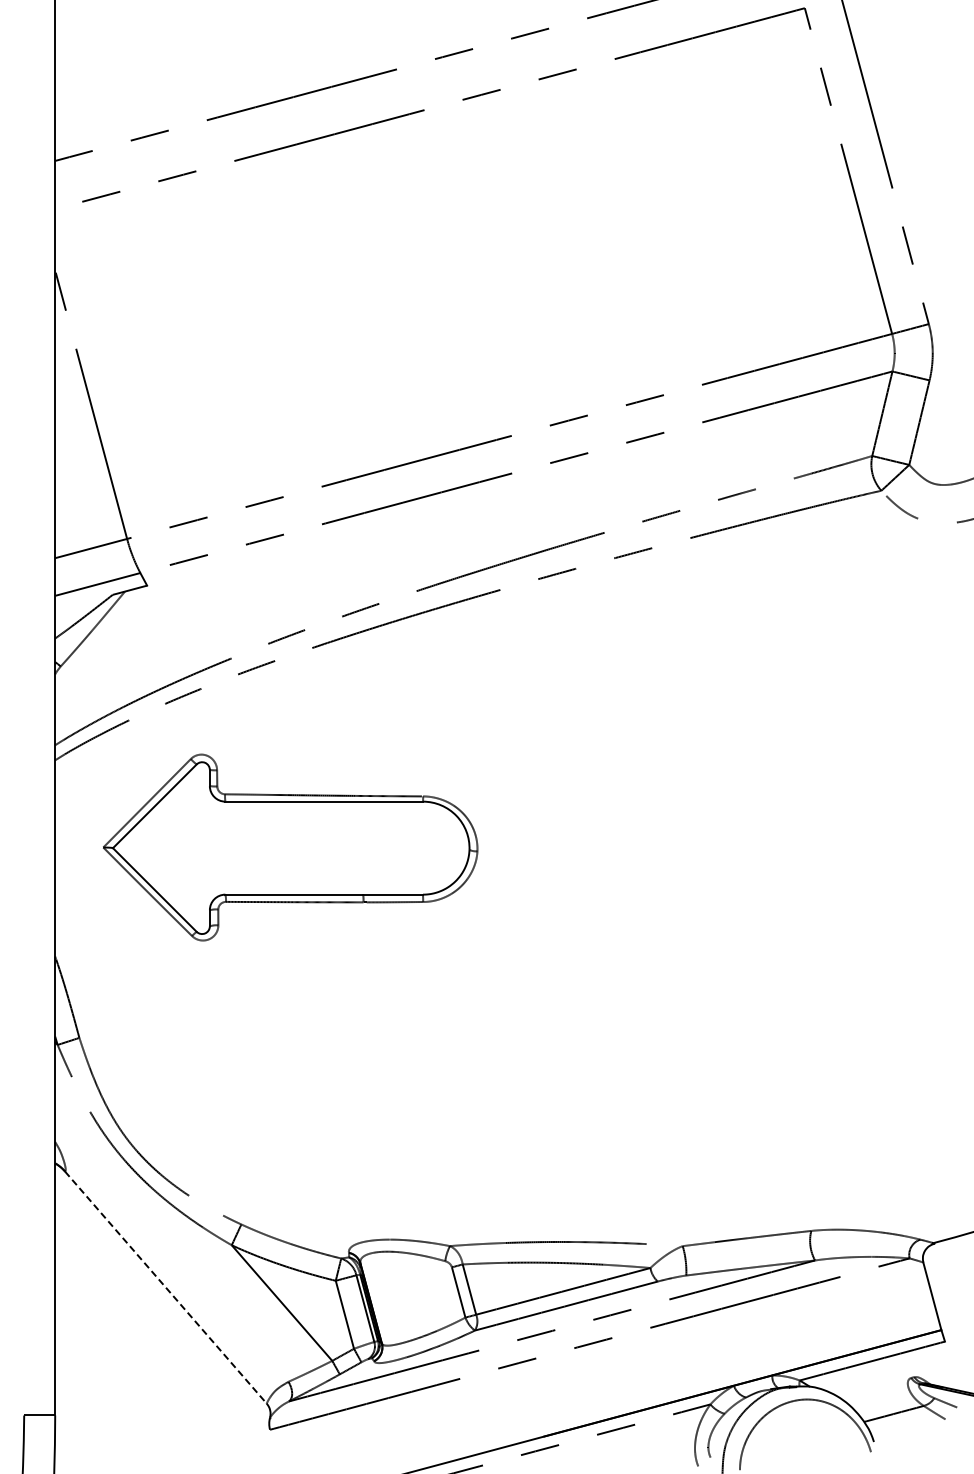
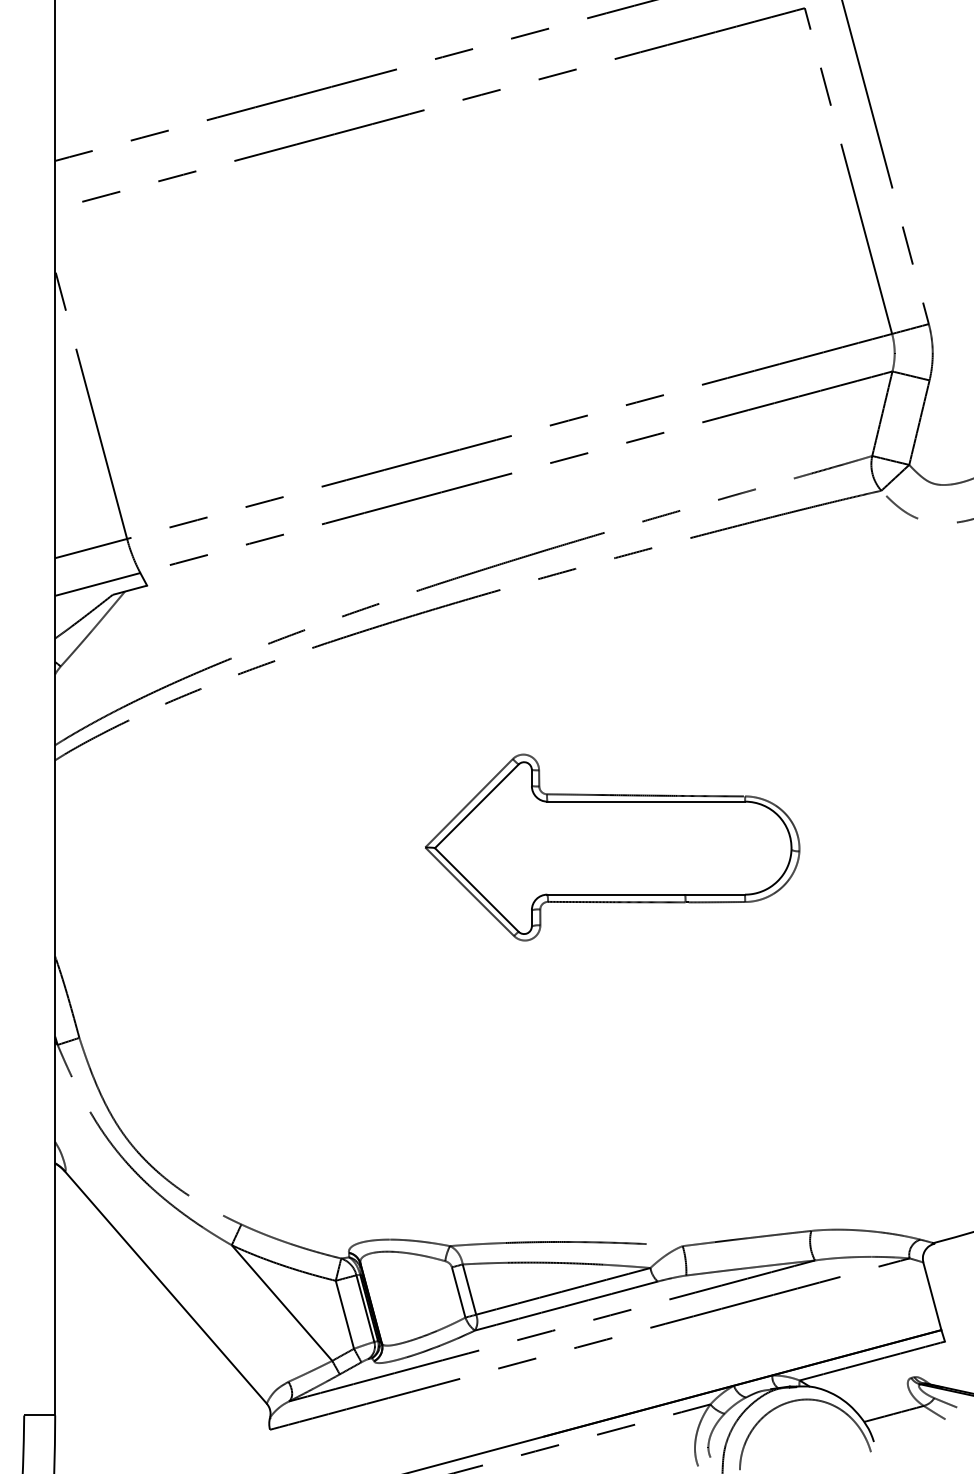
part position: (290, 847) -> (612, 847) (612, 847)
line: dashed -> solid (165, 1287)
